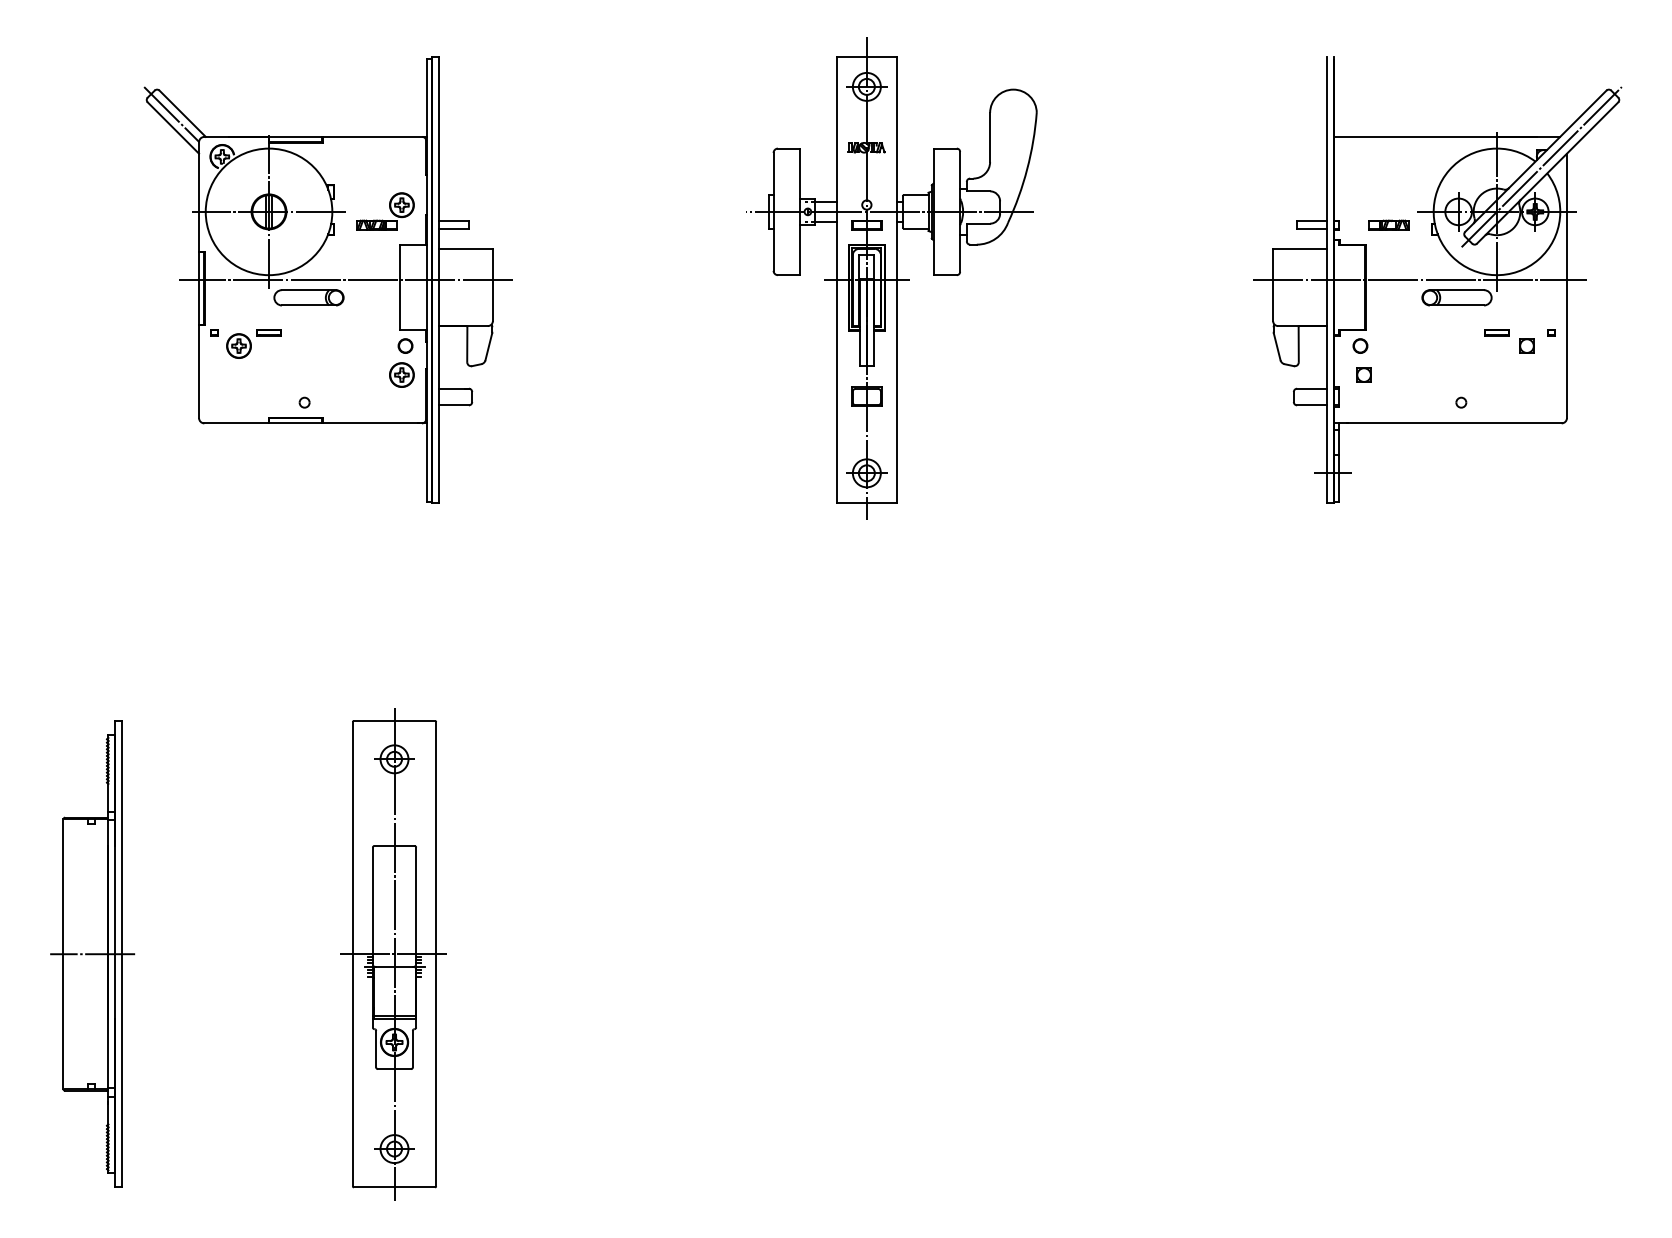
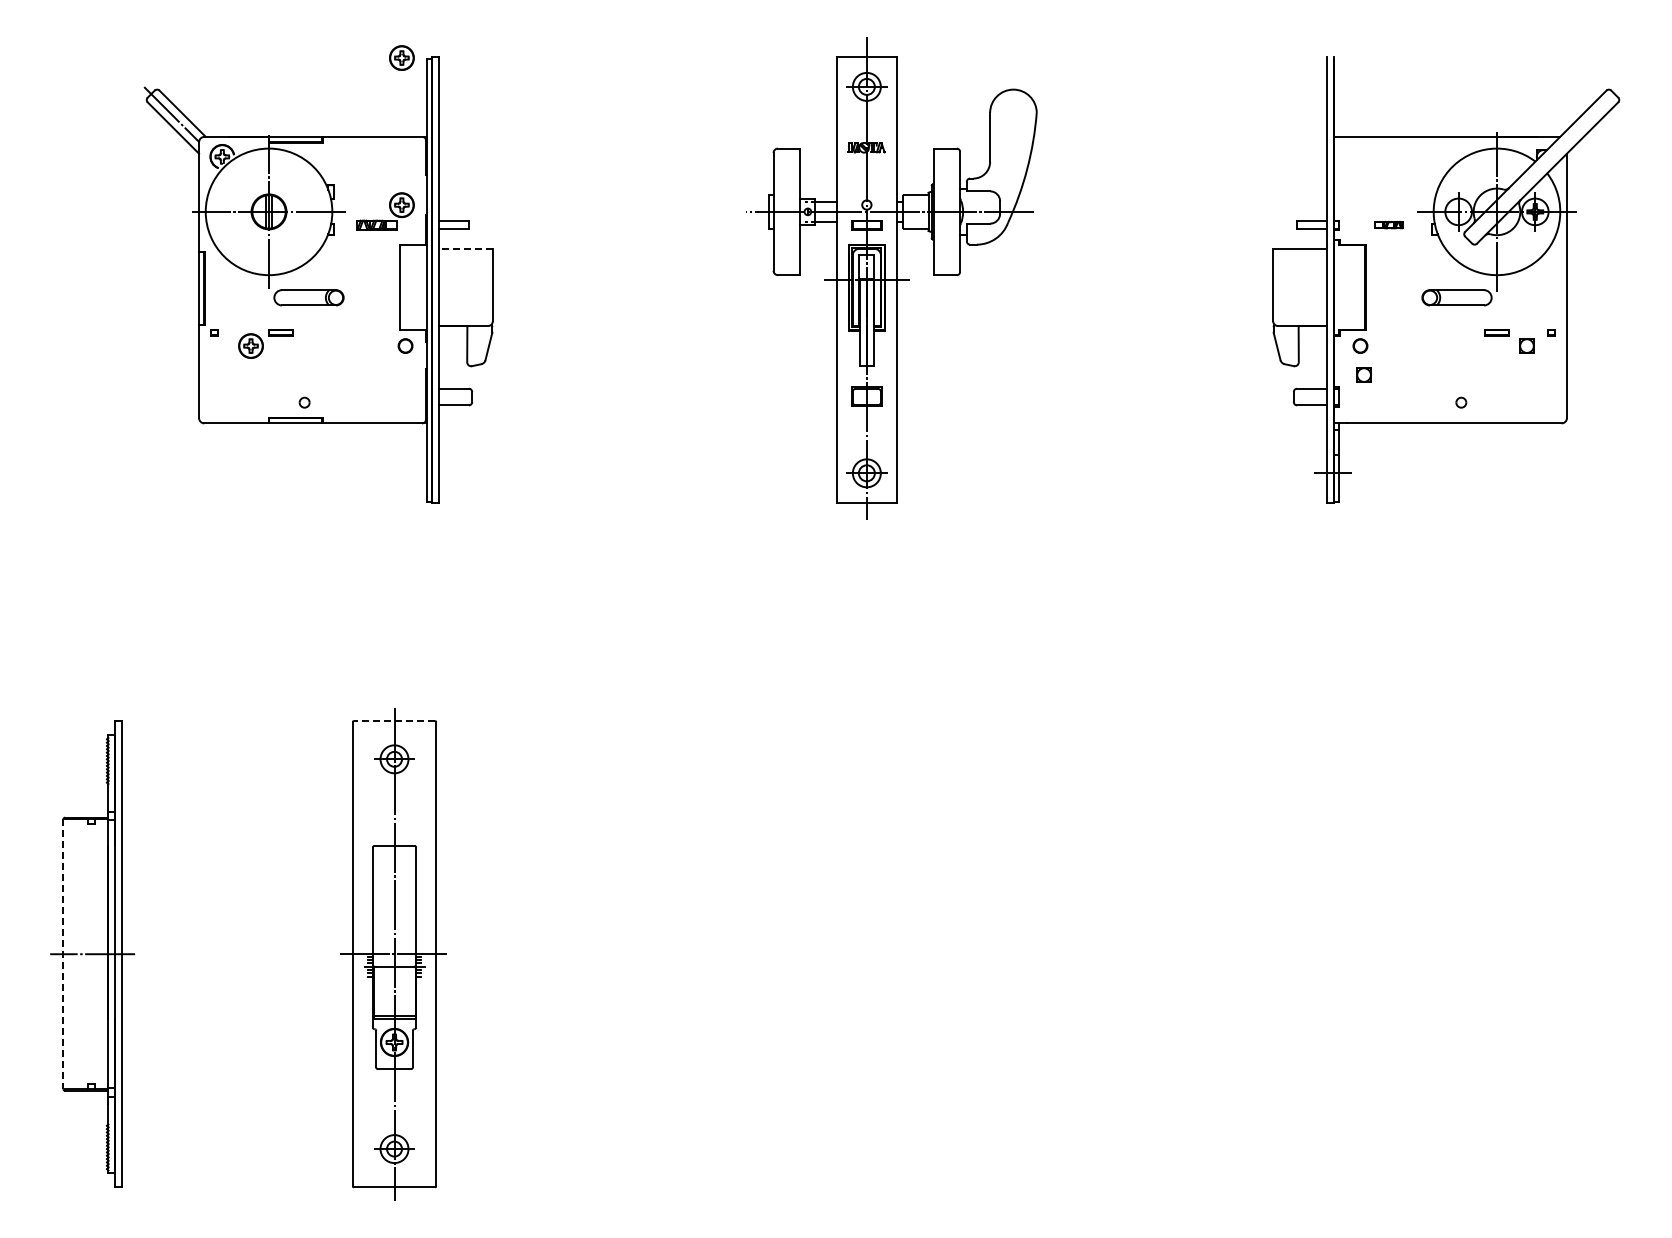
line: present -> none (1541, 167)
part size: 42x12 px -> 30x9 px (1388, 225)
line: solid -> dashed (465, 248)
line: present -> none (345, 280)
line: present -> none (1419, 280)
part position: (253, 343) -> (265, 343) (265, 343)
part position: (401, 374) -> (401, 57) (401, 57)
line: solid -> dashed (394, 721)
line: solid -> dashed (63, 954)
